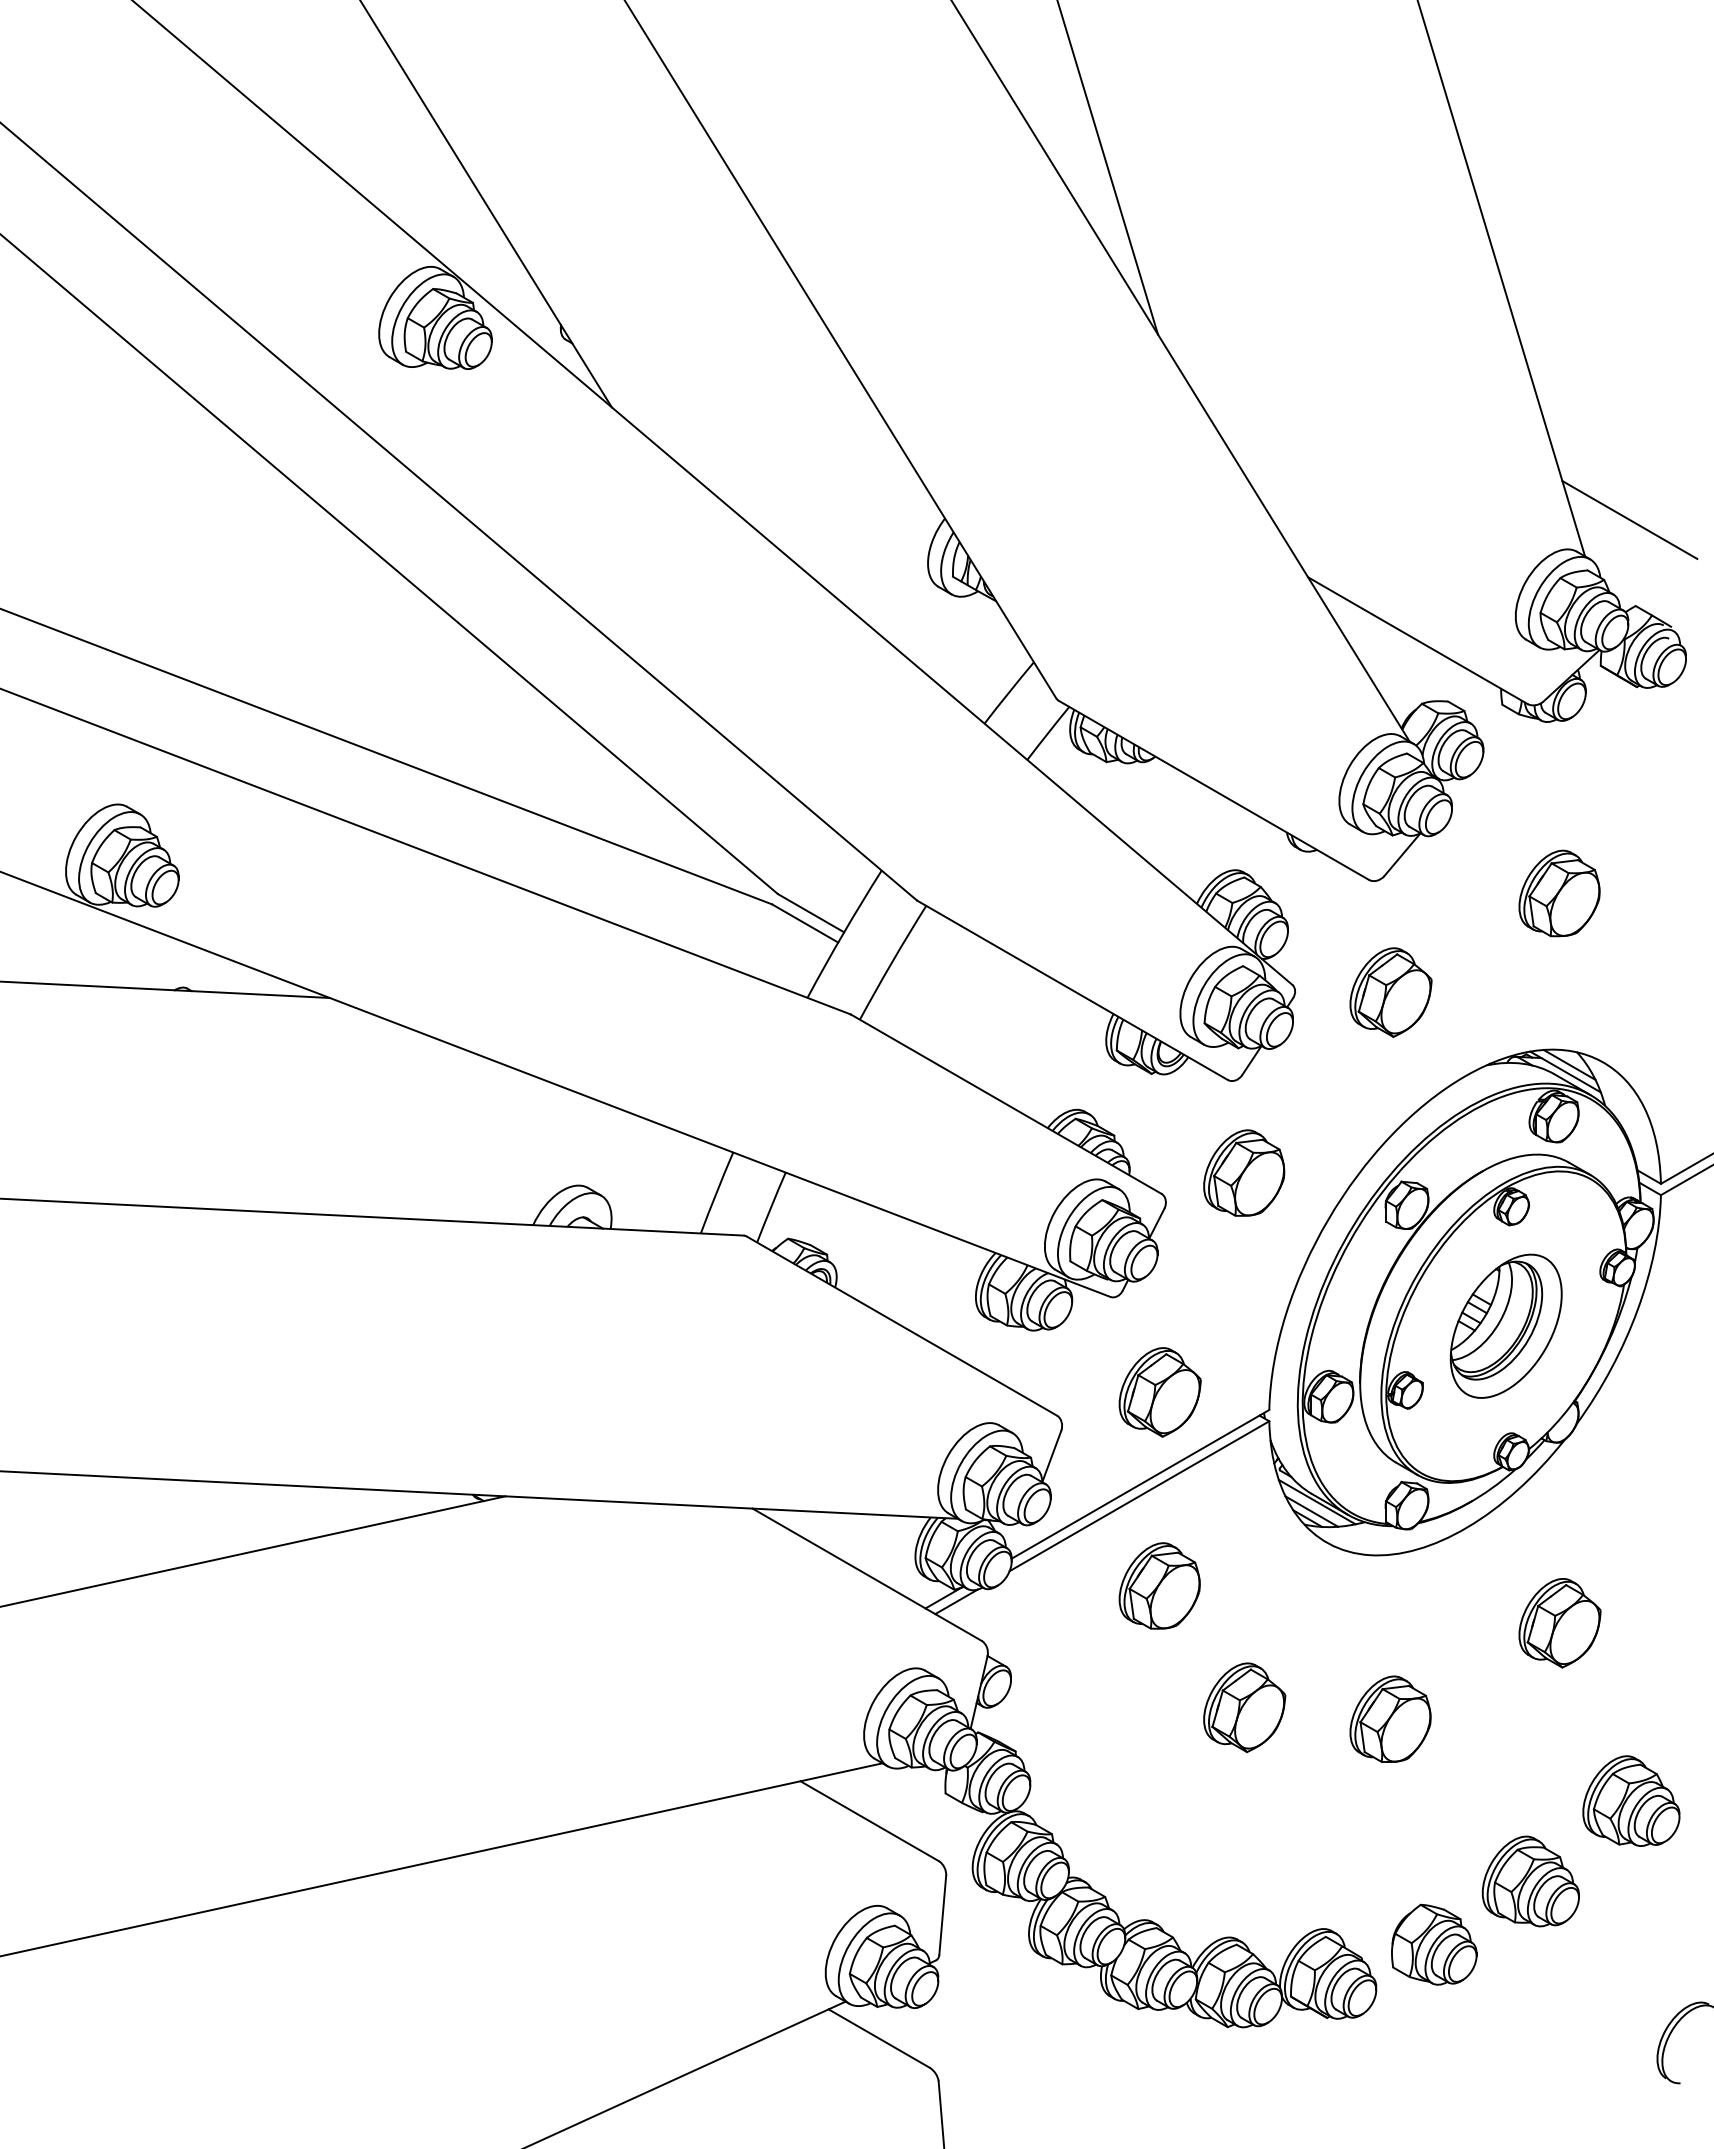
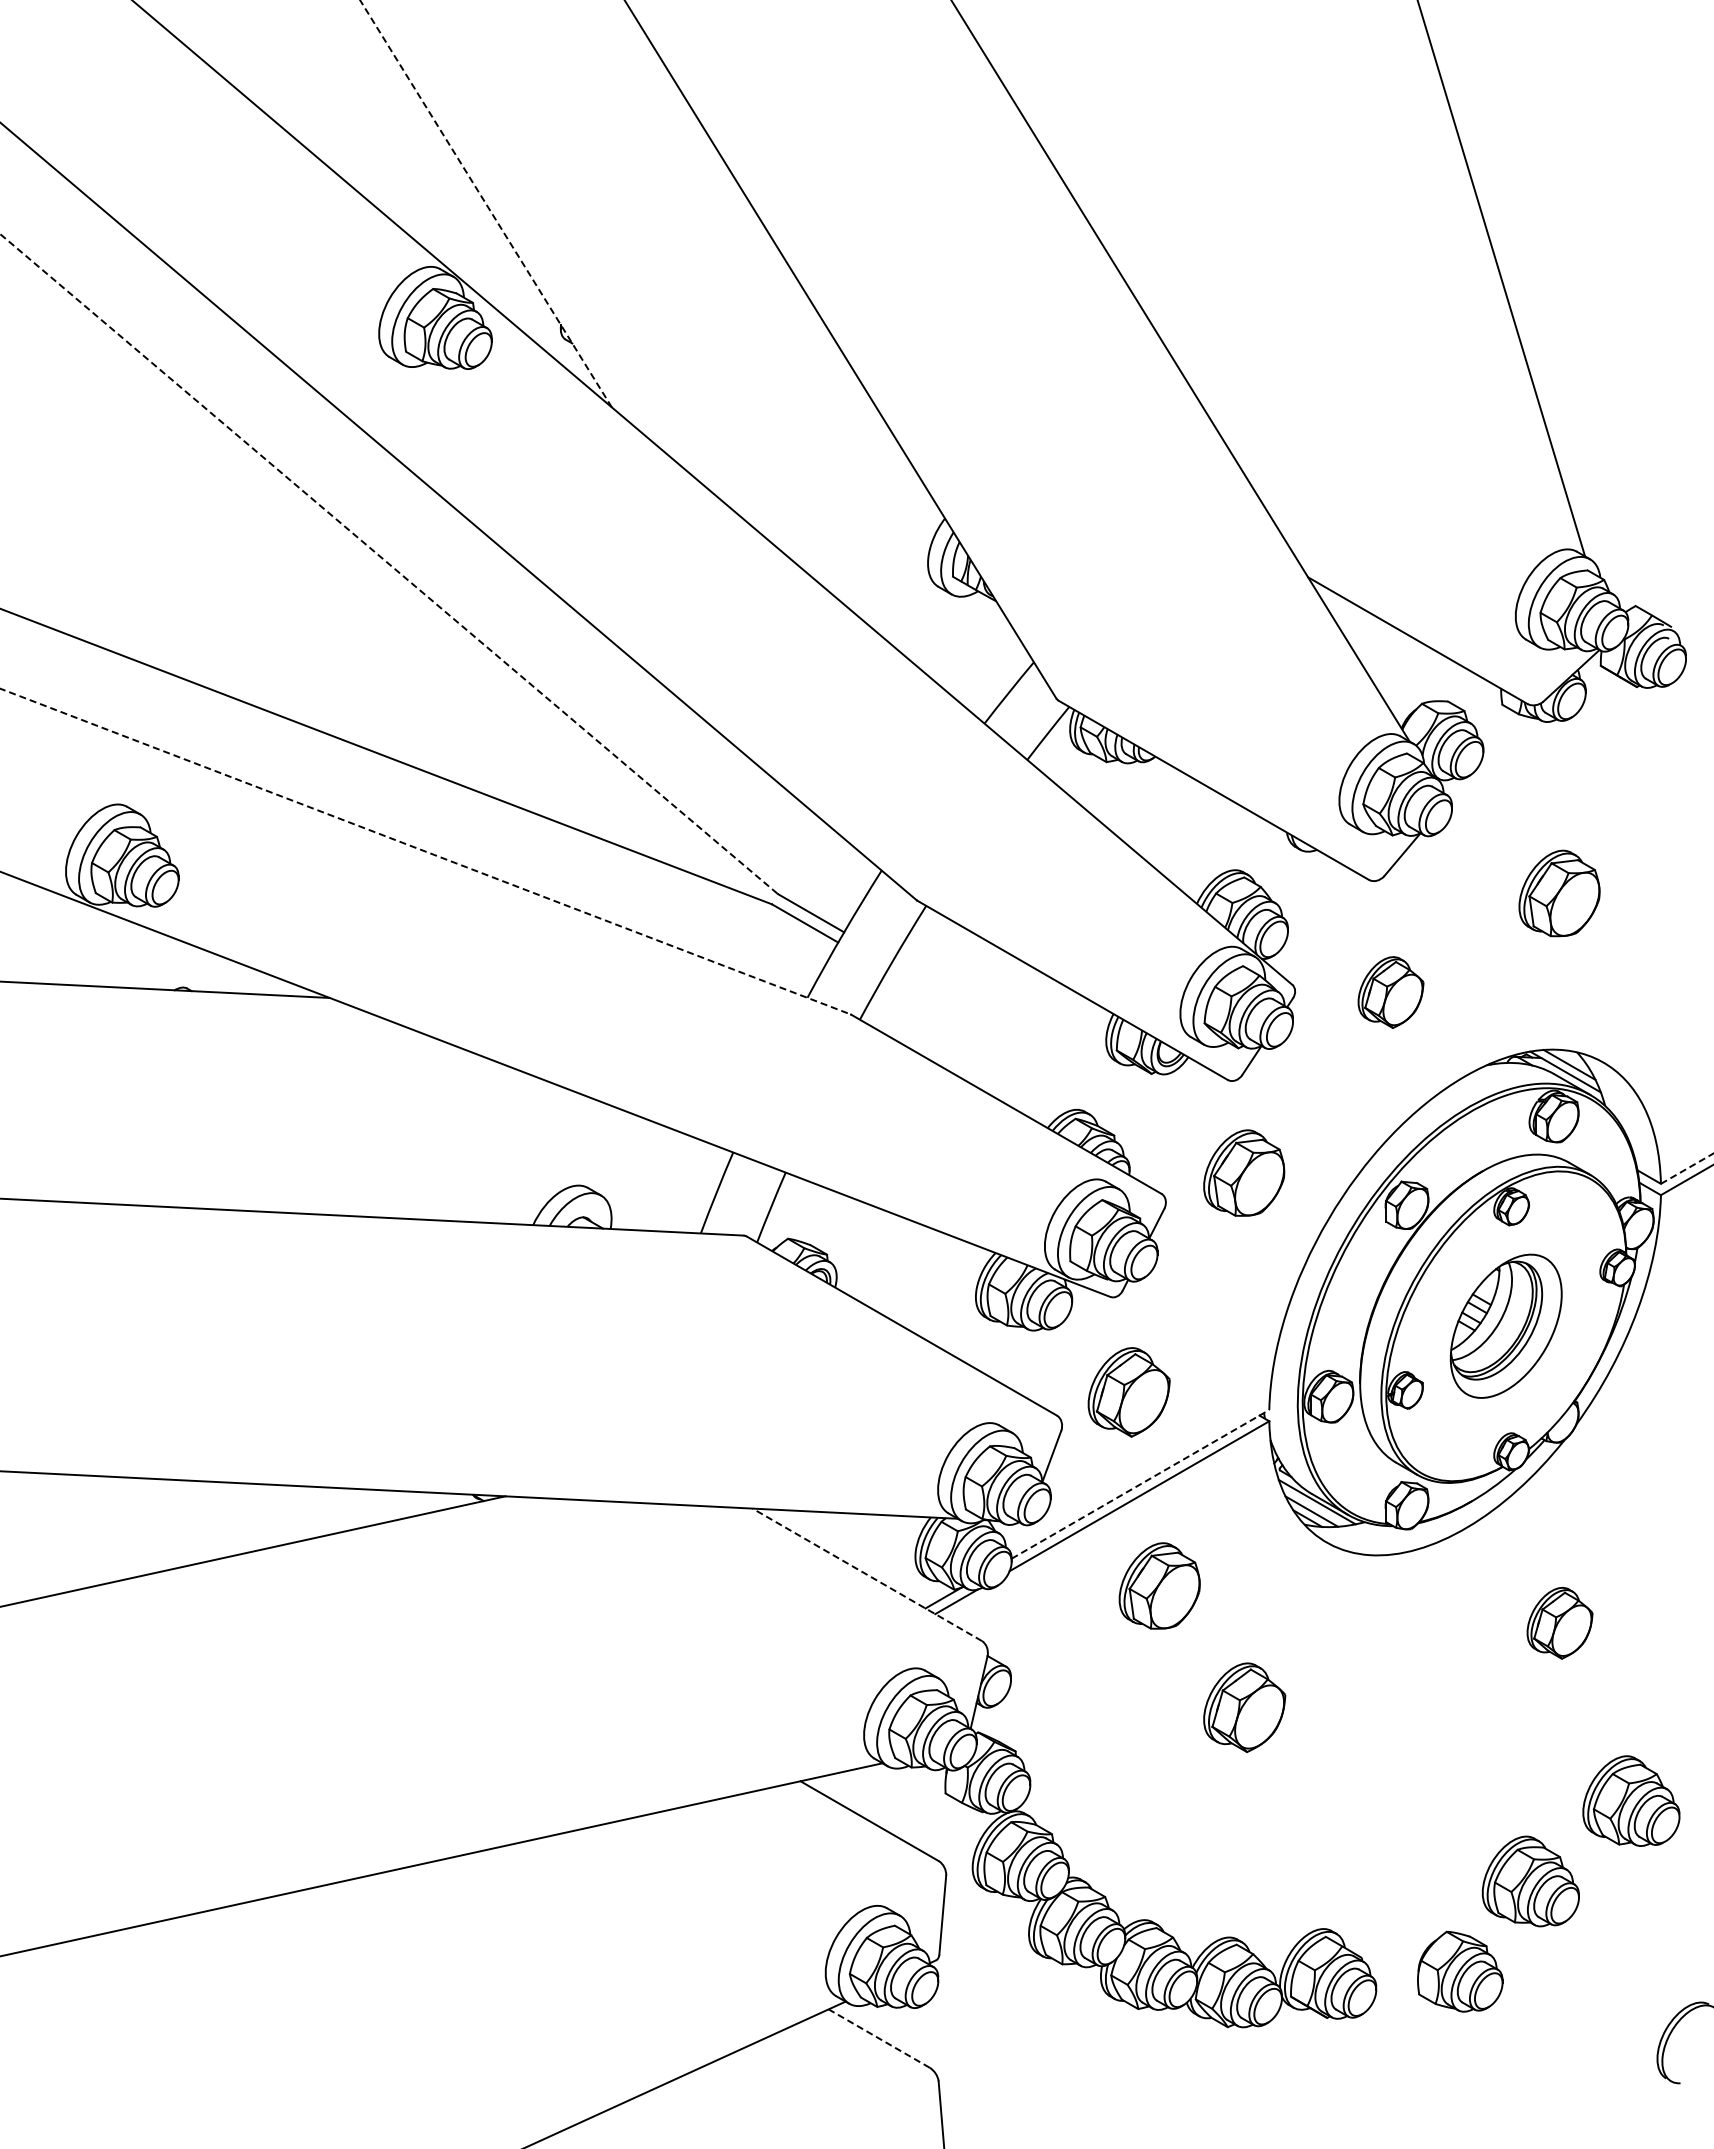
line: present -> none (1107, 168)
line: solid -> dashed (485, 203)
line: present -> none (1629, 519)
line: solid -> dashed (388, 563)
line: solid -> dashed (425, 851)
part size: 84x91 px -> 68x73 px (1390, 992)
line: solid -> dashed (1687, 1168)
part position: (1159, 1392) -> (1128, 1392) (1128, 1392)
line: solid -> dashed (1140, 1484)
line: solid -> dashed (866, 1574)
part size: 84x91 px -> 68x74 px (1559, 1622)
part: present -> none (1390, 1718)
part position: (1434, 1944) -> (1460, 1971) (1460, 1971)
line: solid -> dashed (878, 2038)
